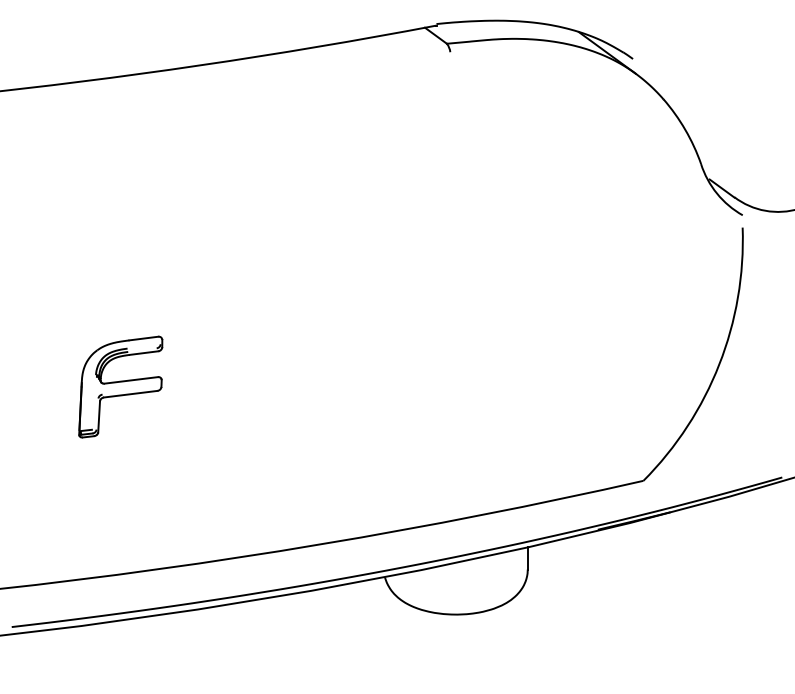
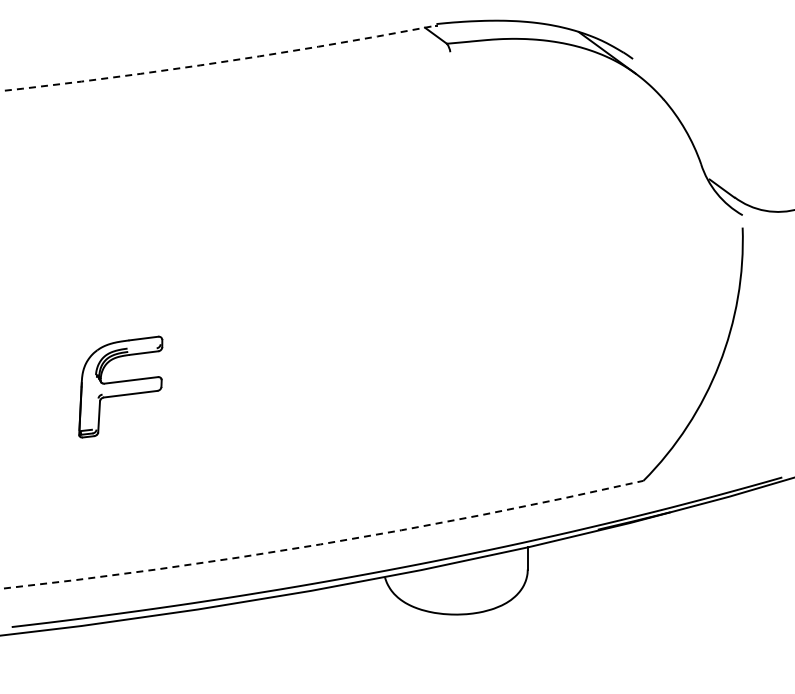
arc: solid -> dashed (218, 62)
arc: solid -> dashed (323, 543)
